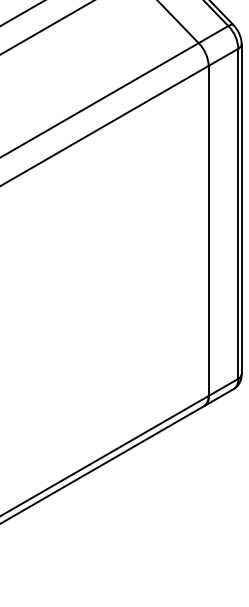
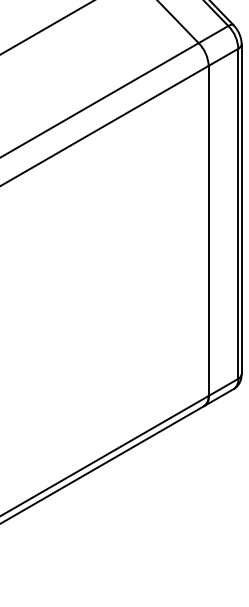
line: present -> none (21, 13)
